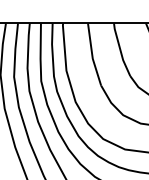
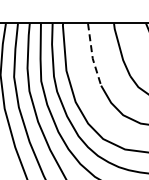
line: solid -> dashed (92, 55)
